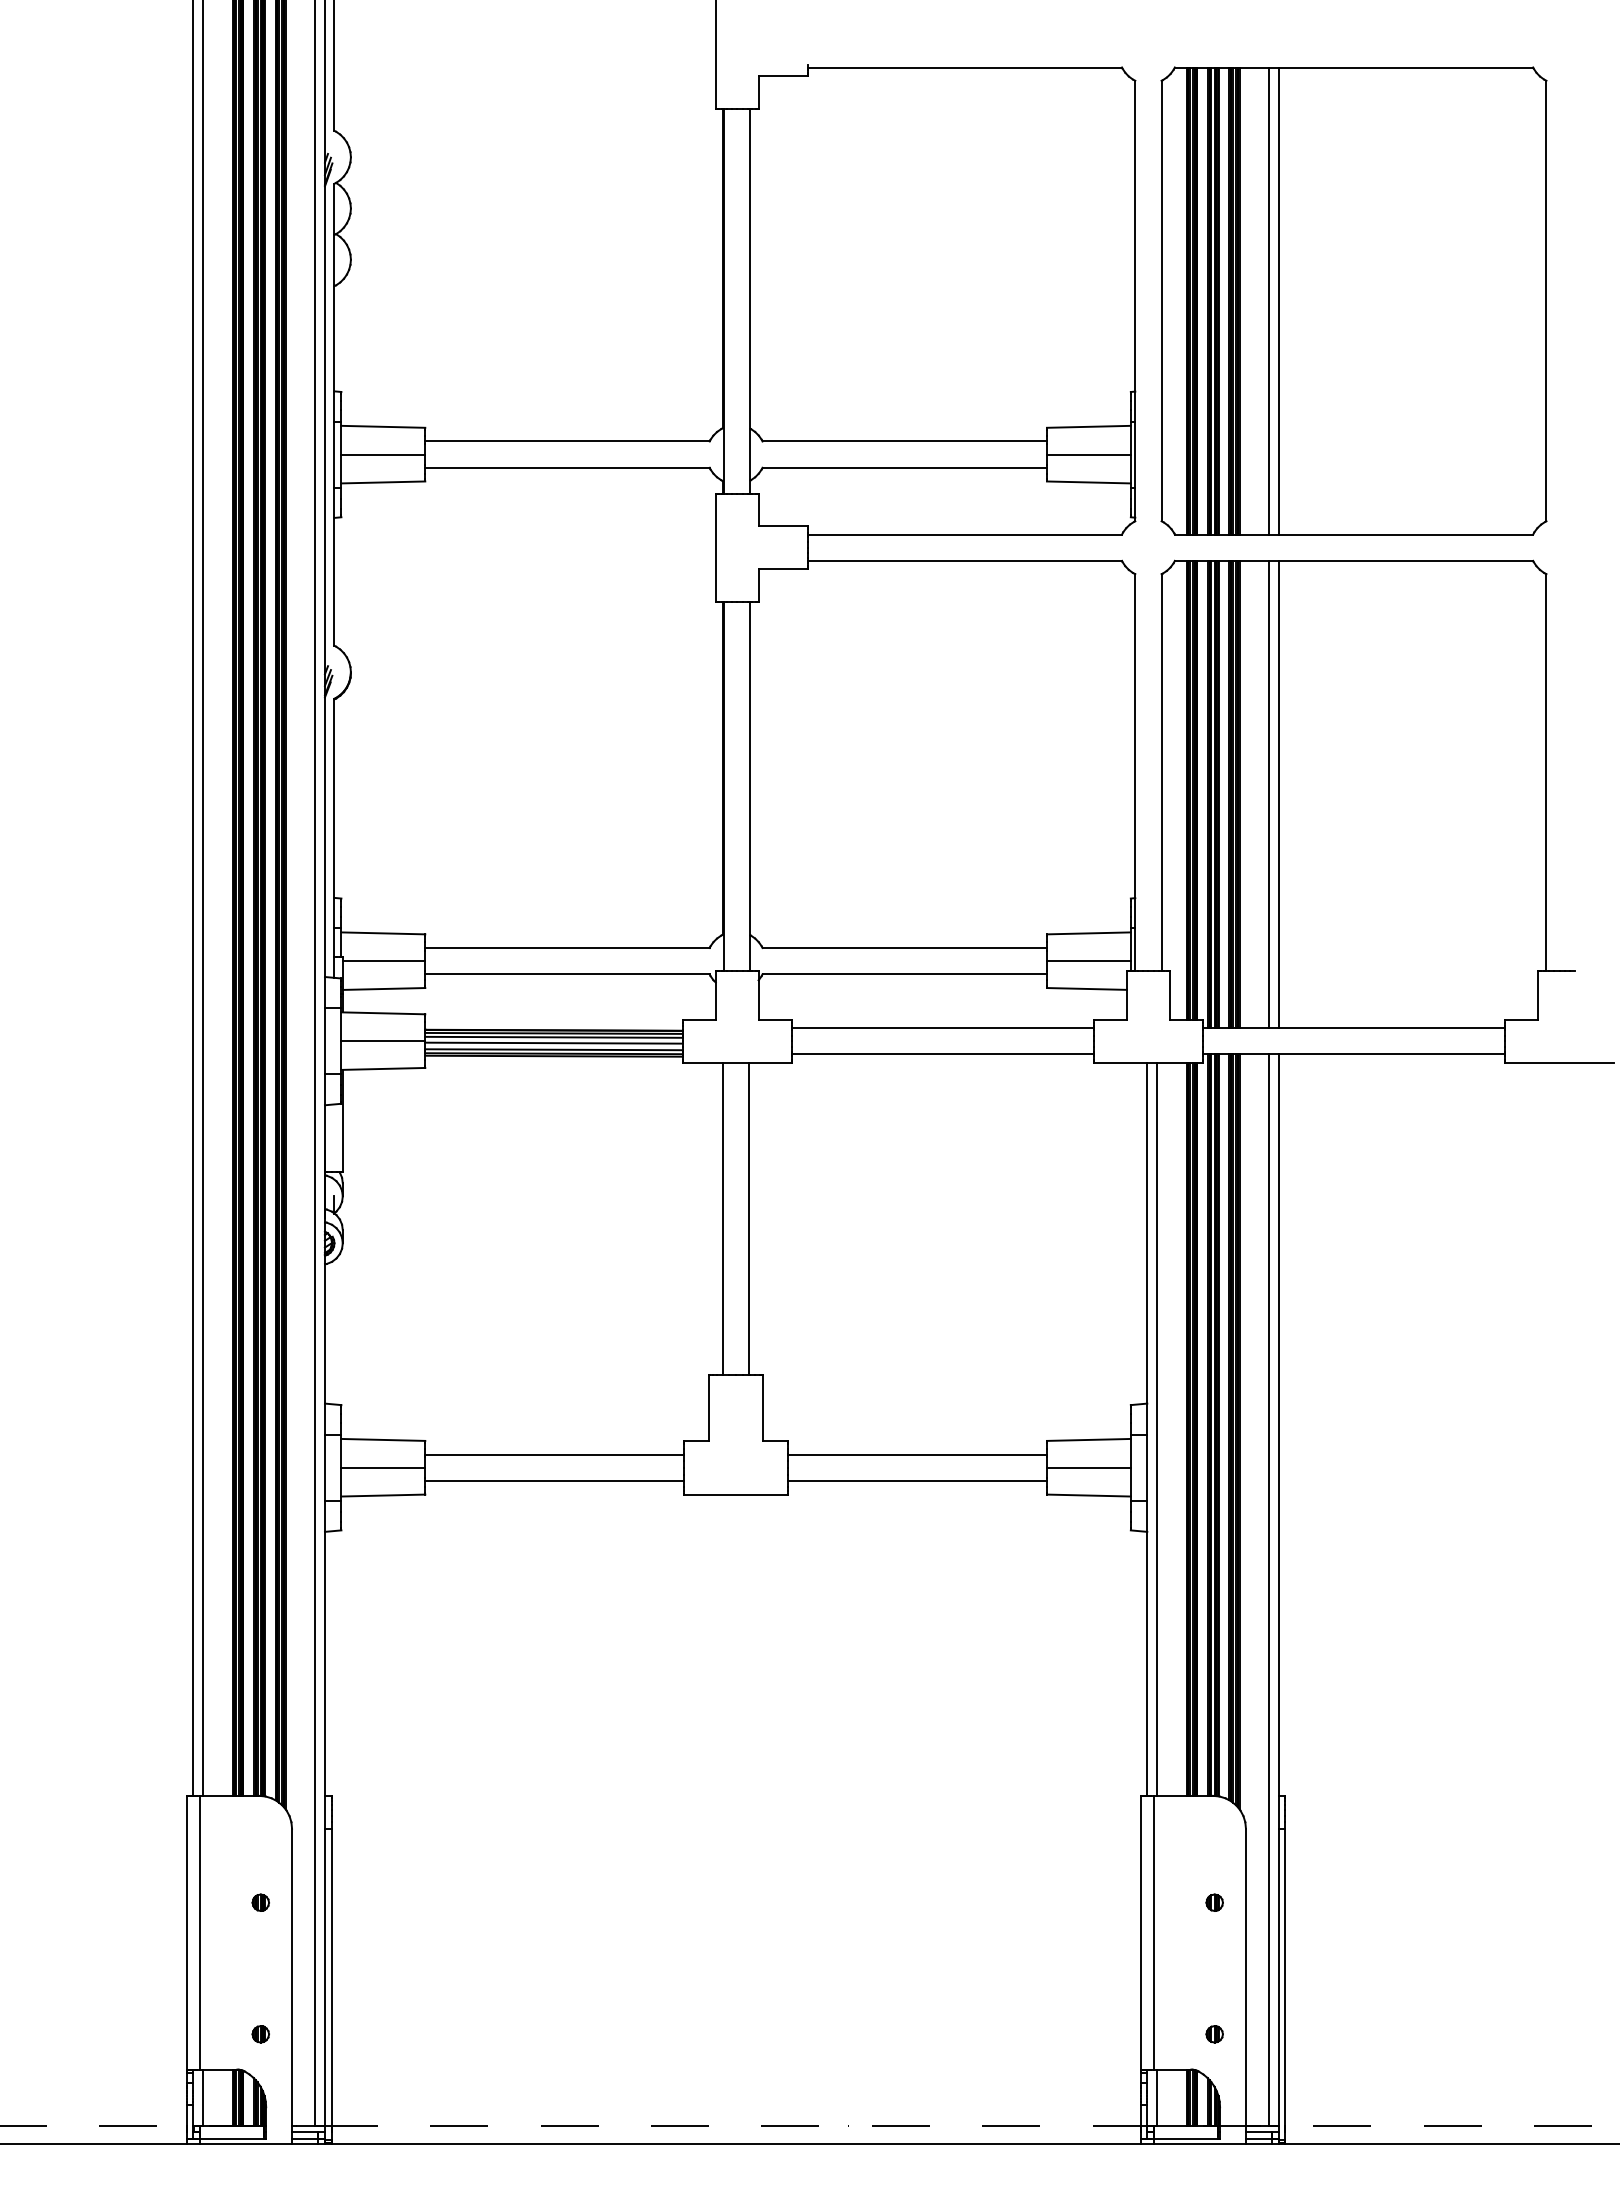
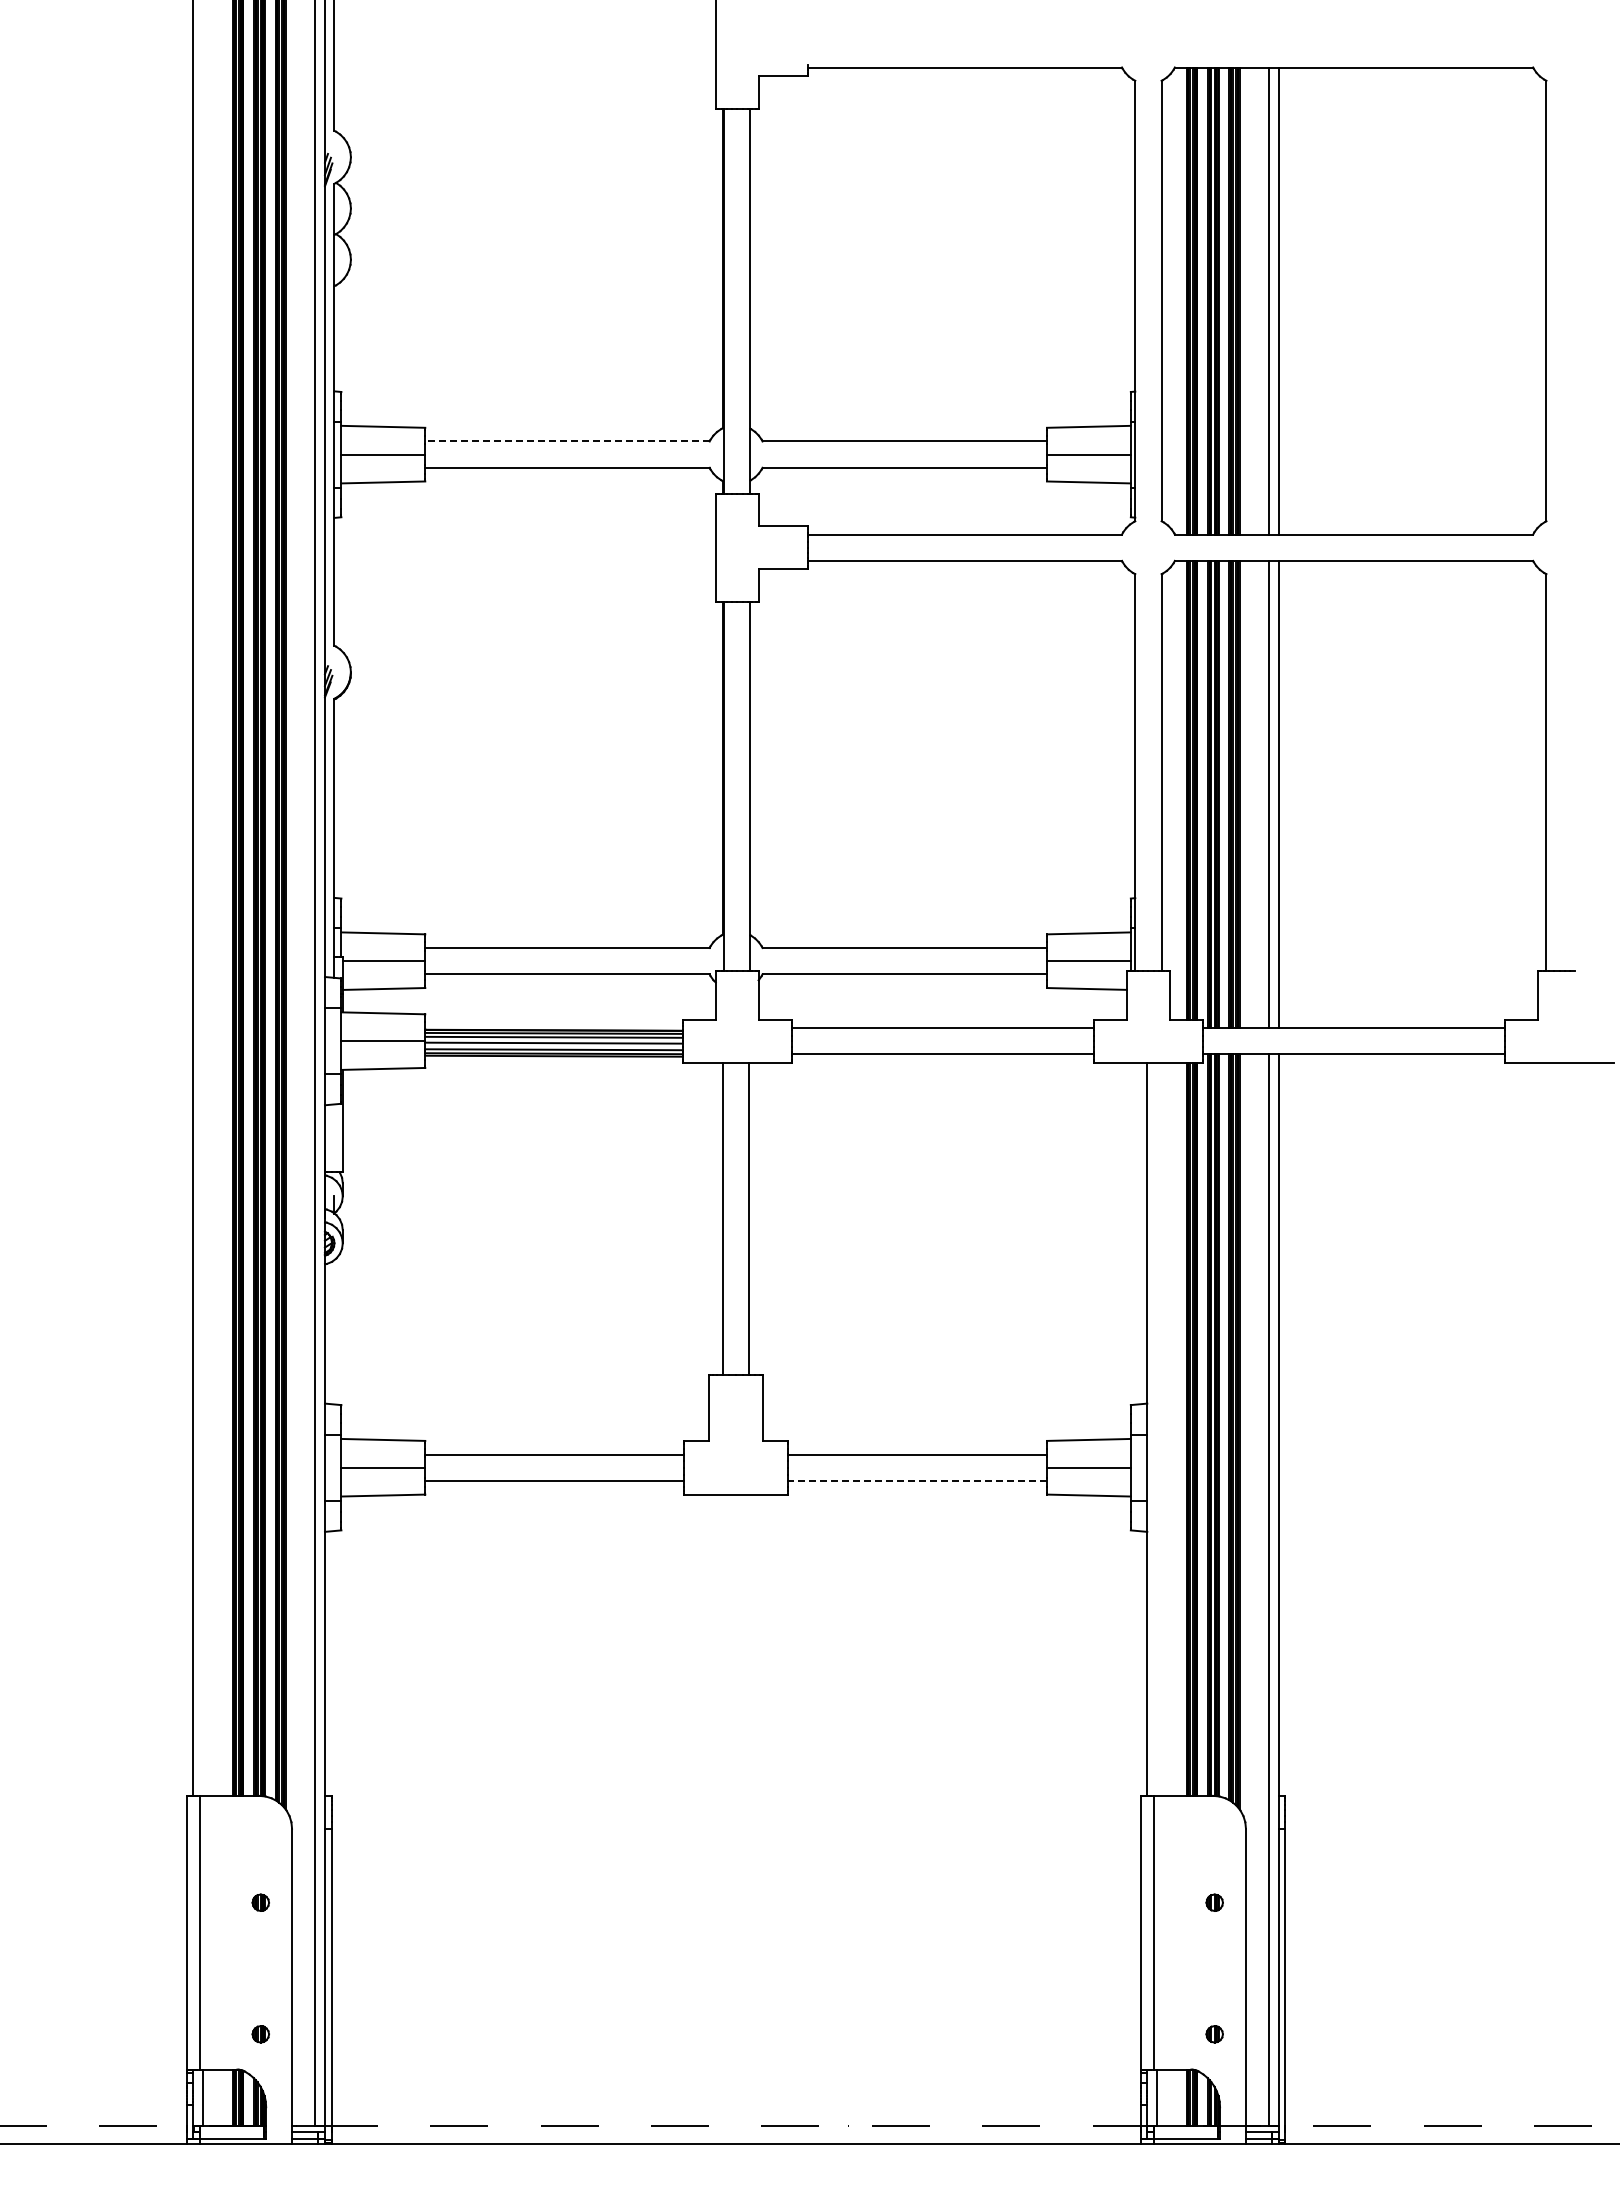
line: solid -> dashed (567, 441)
line: present -> none (203, 898)
line: present -> none (1157, 1428)
line: solid -> dashed (917, 1480)
